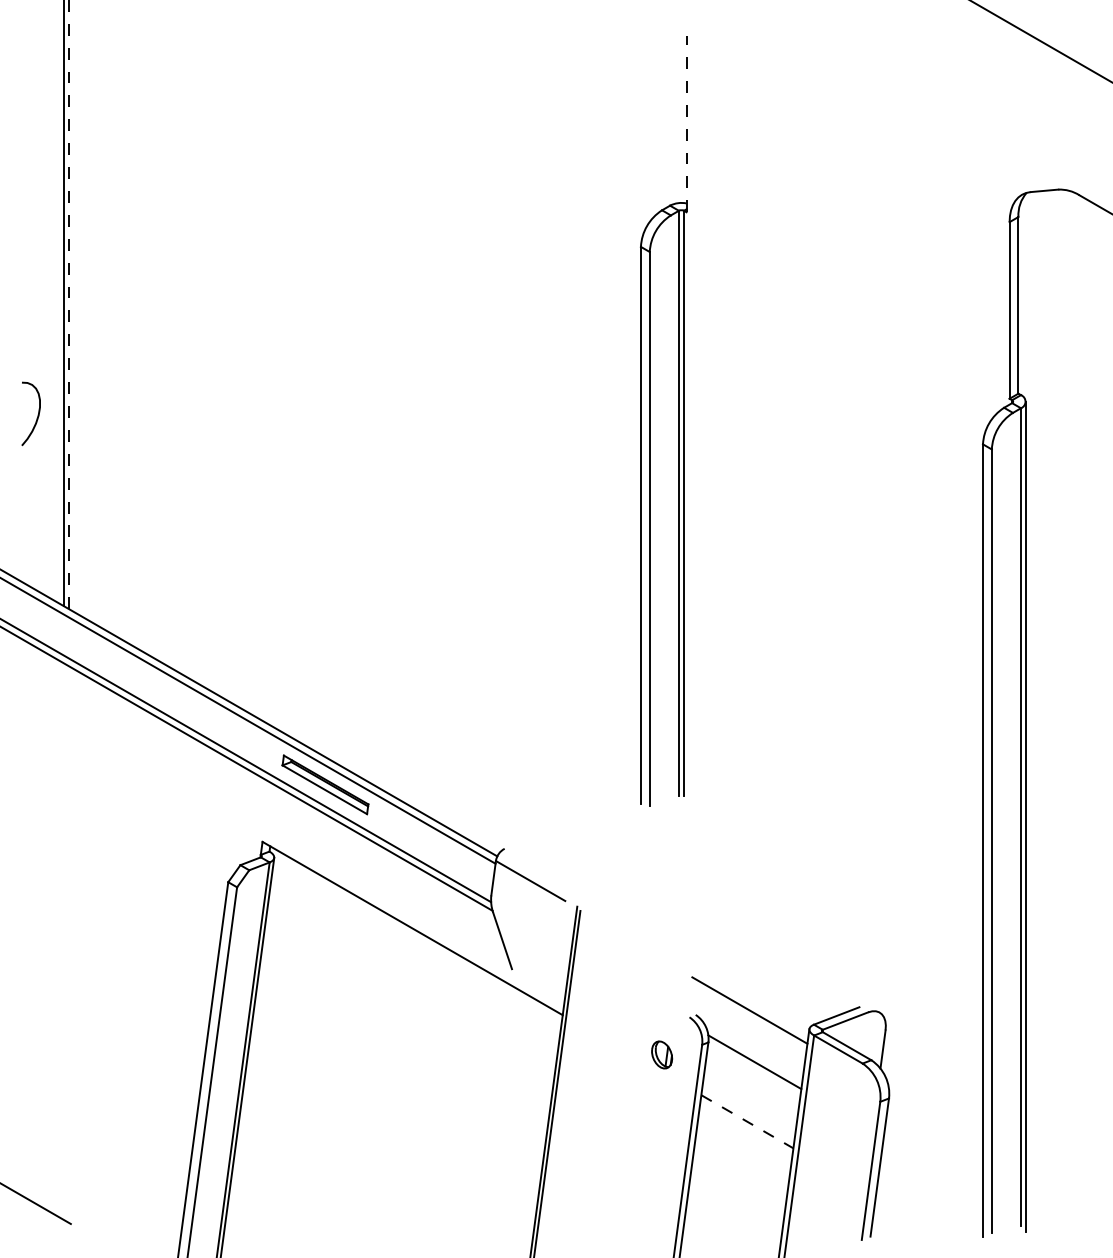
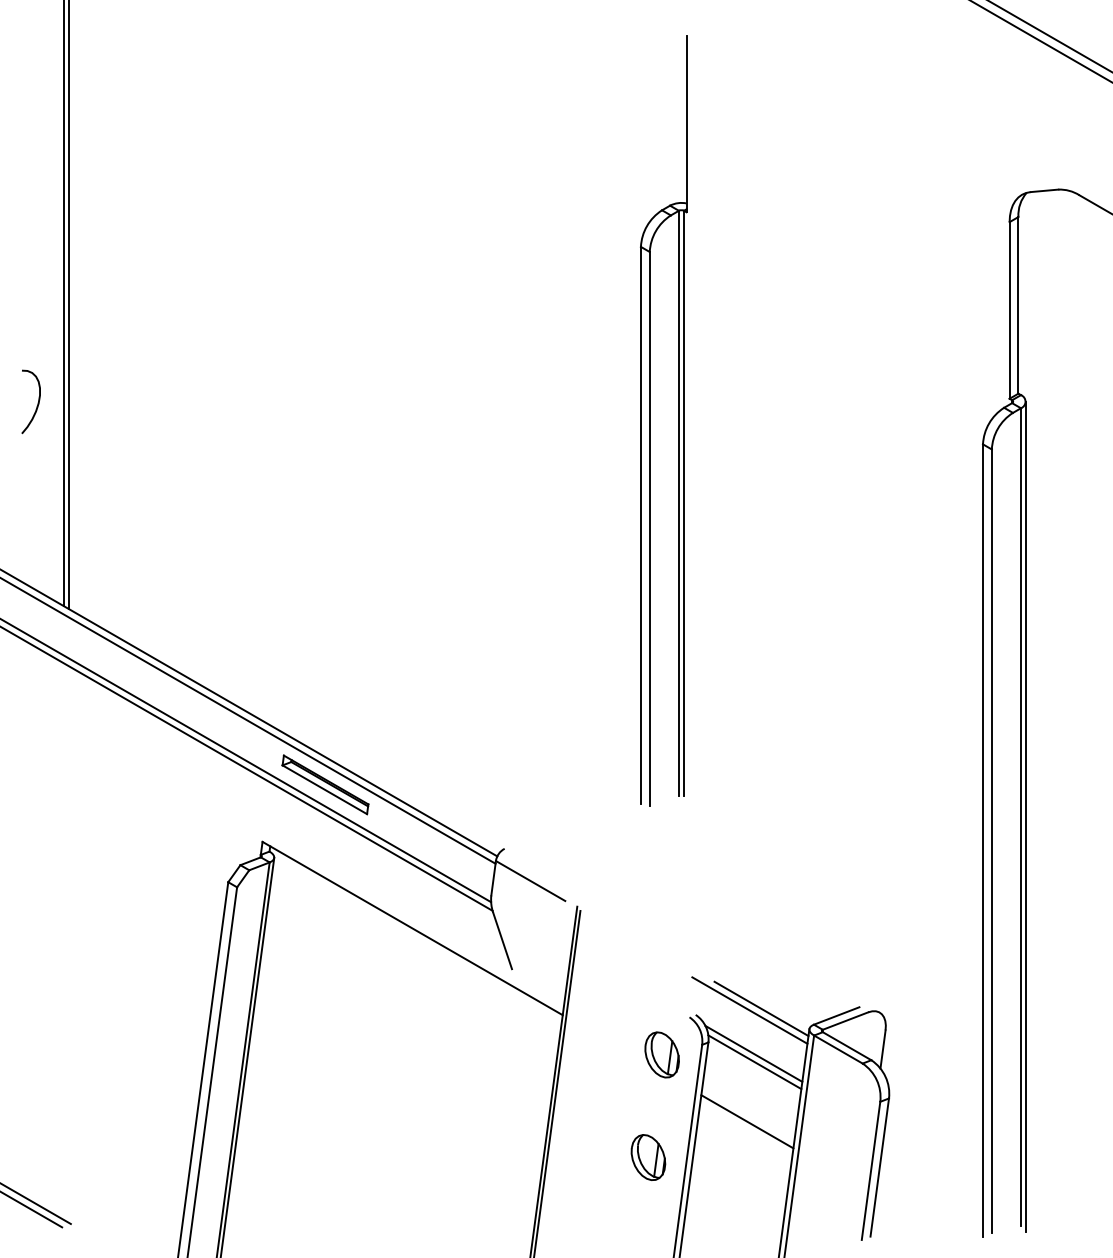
line: none -> present (1049, 36)
line: dashed -> solid (686, 123)
line: dashed -> solid (68, 304)
curve position: (37, 414) -> (37, 402) (37, 402)
line: none -> present (761, 1008)
line: none -> present (753, 1053)
part size: 23x30 px -> 36x48 px (661, 1054)
line: dashed -> solid (747, 1122)
part: none -> present (648, 1157)
line: none -> present (32, 1209)
